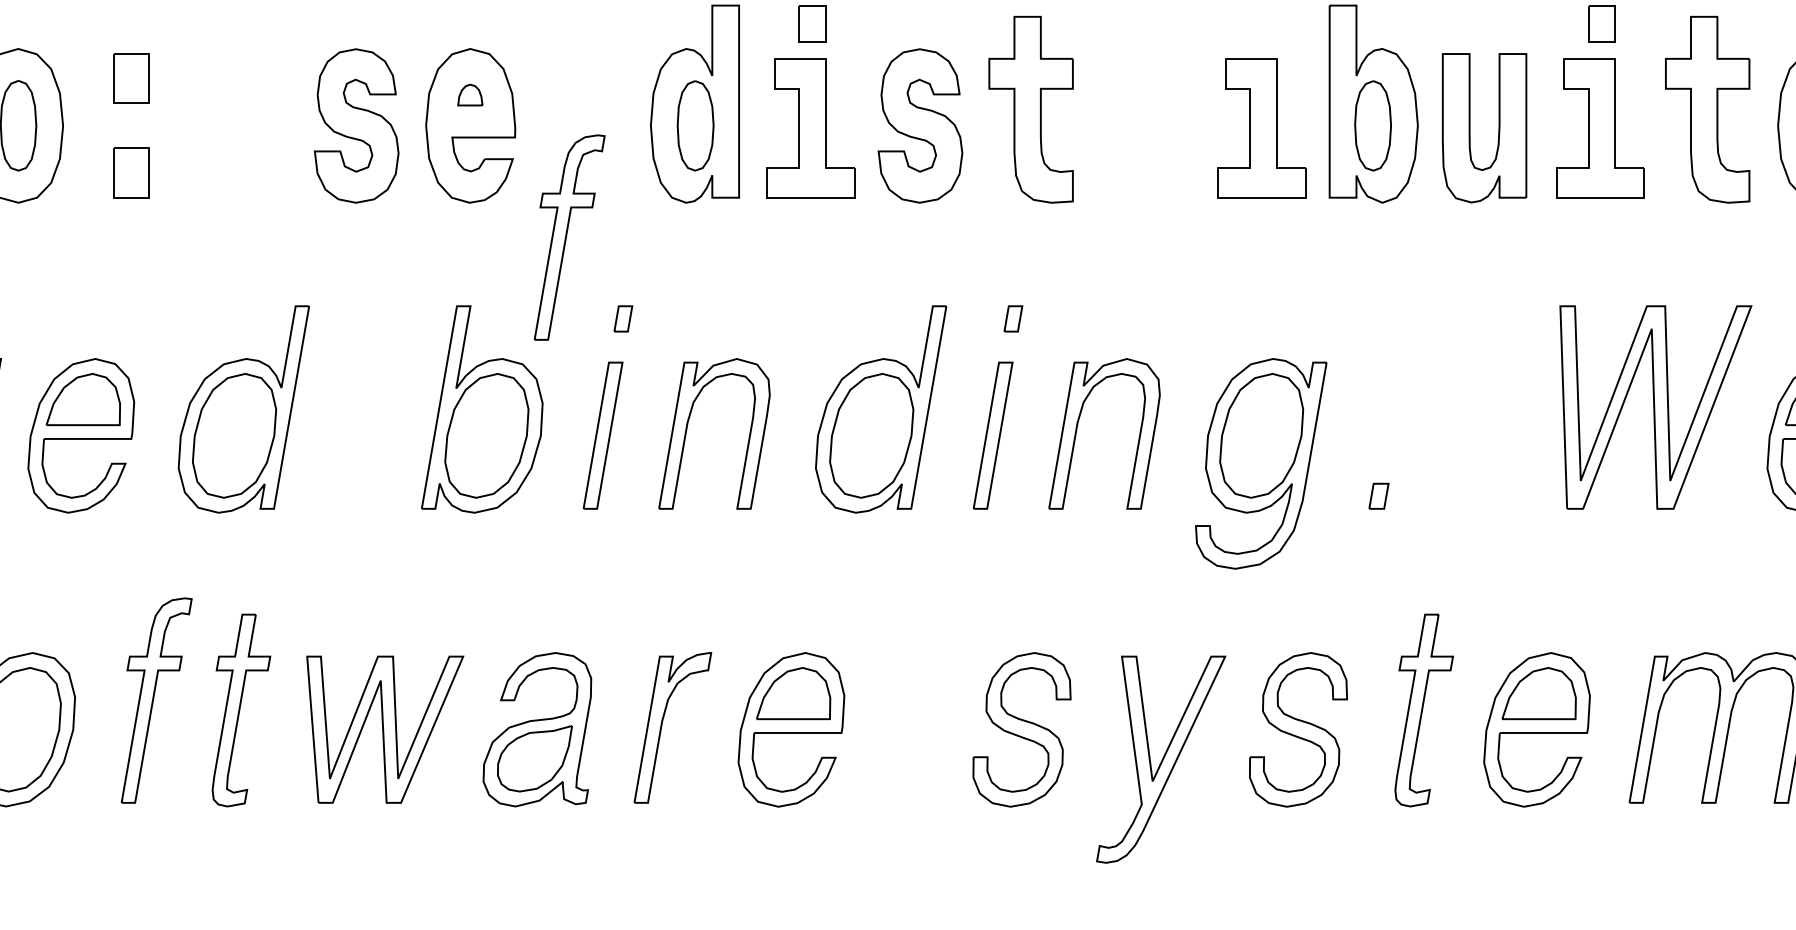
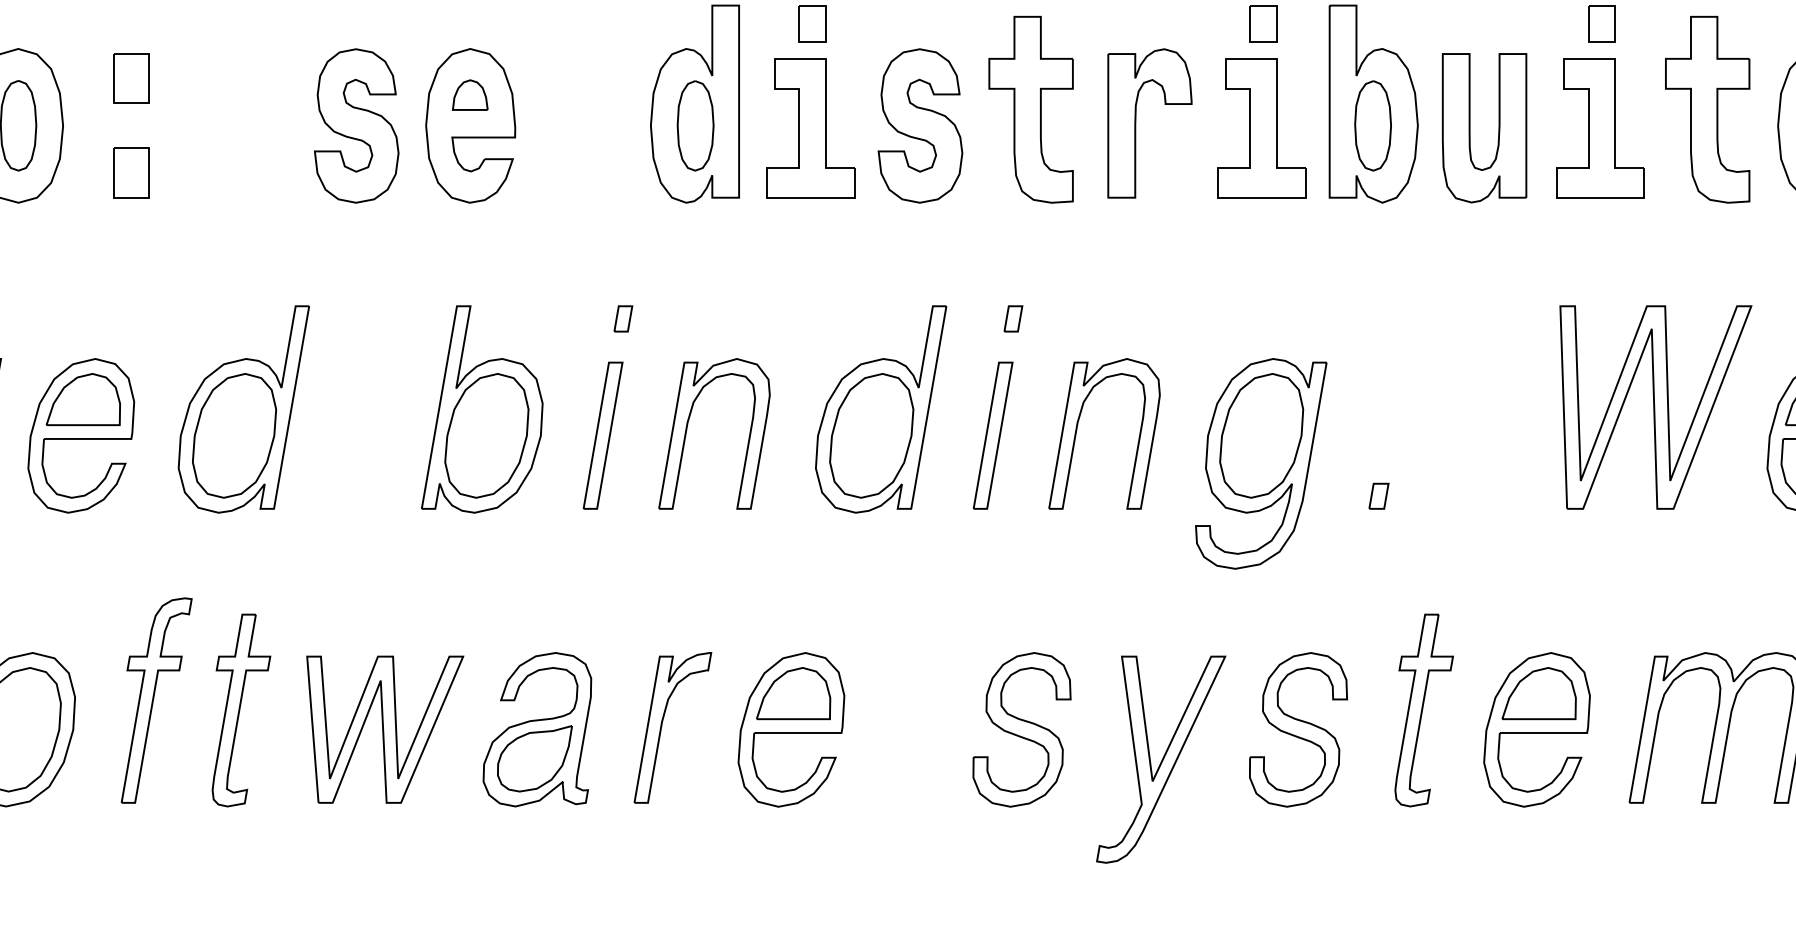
part: none -> present (1263, 23)
part size: 27x24 px -> 37x32 px (470, 94)
part: none -> present (1136, 123)
part: present -> none (569, 237)
